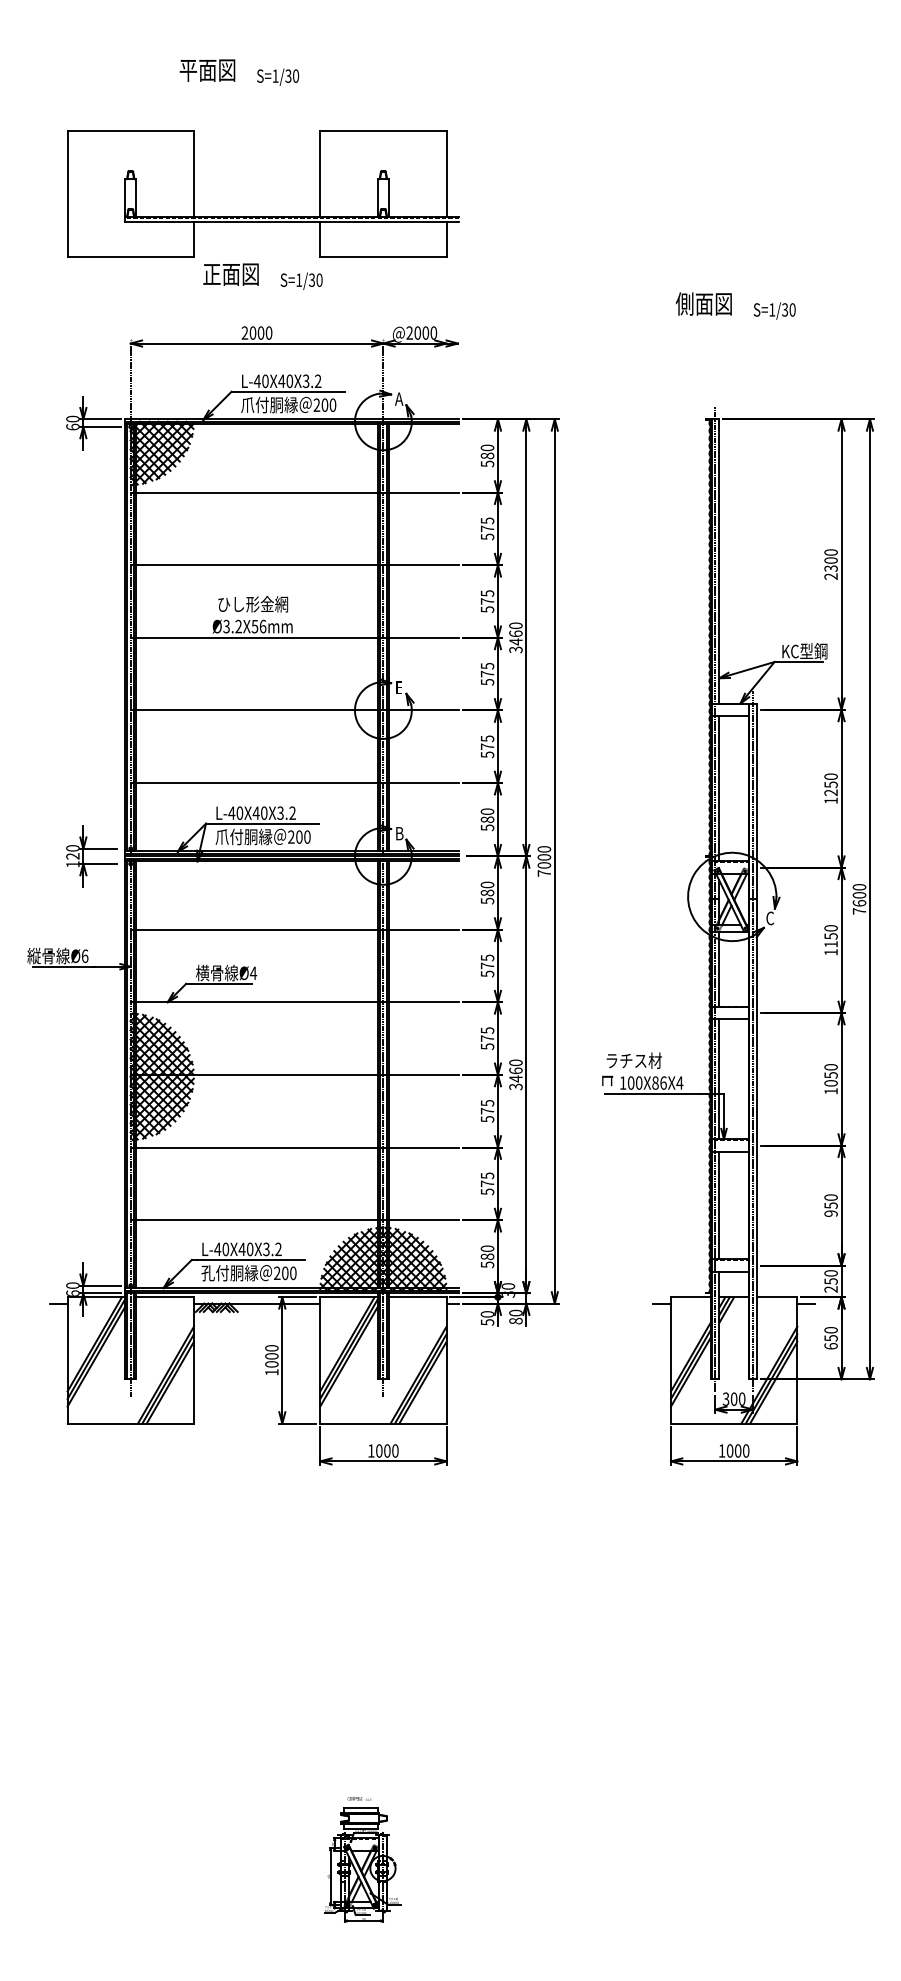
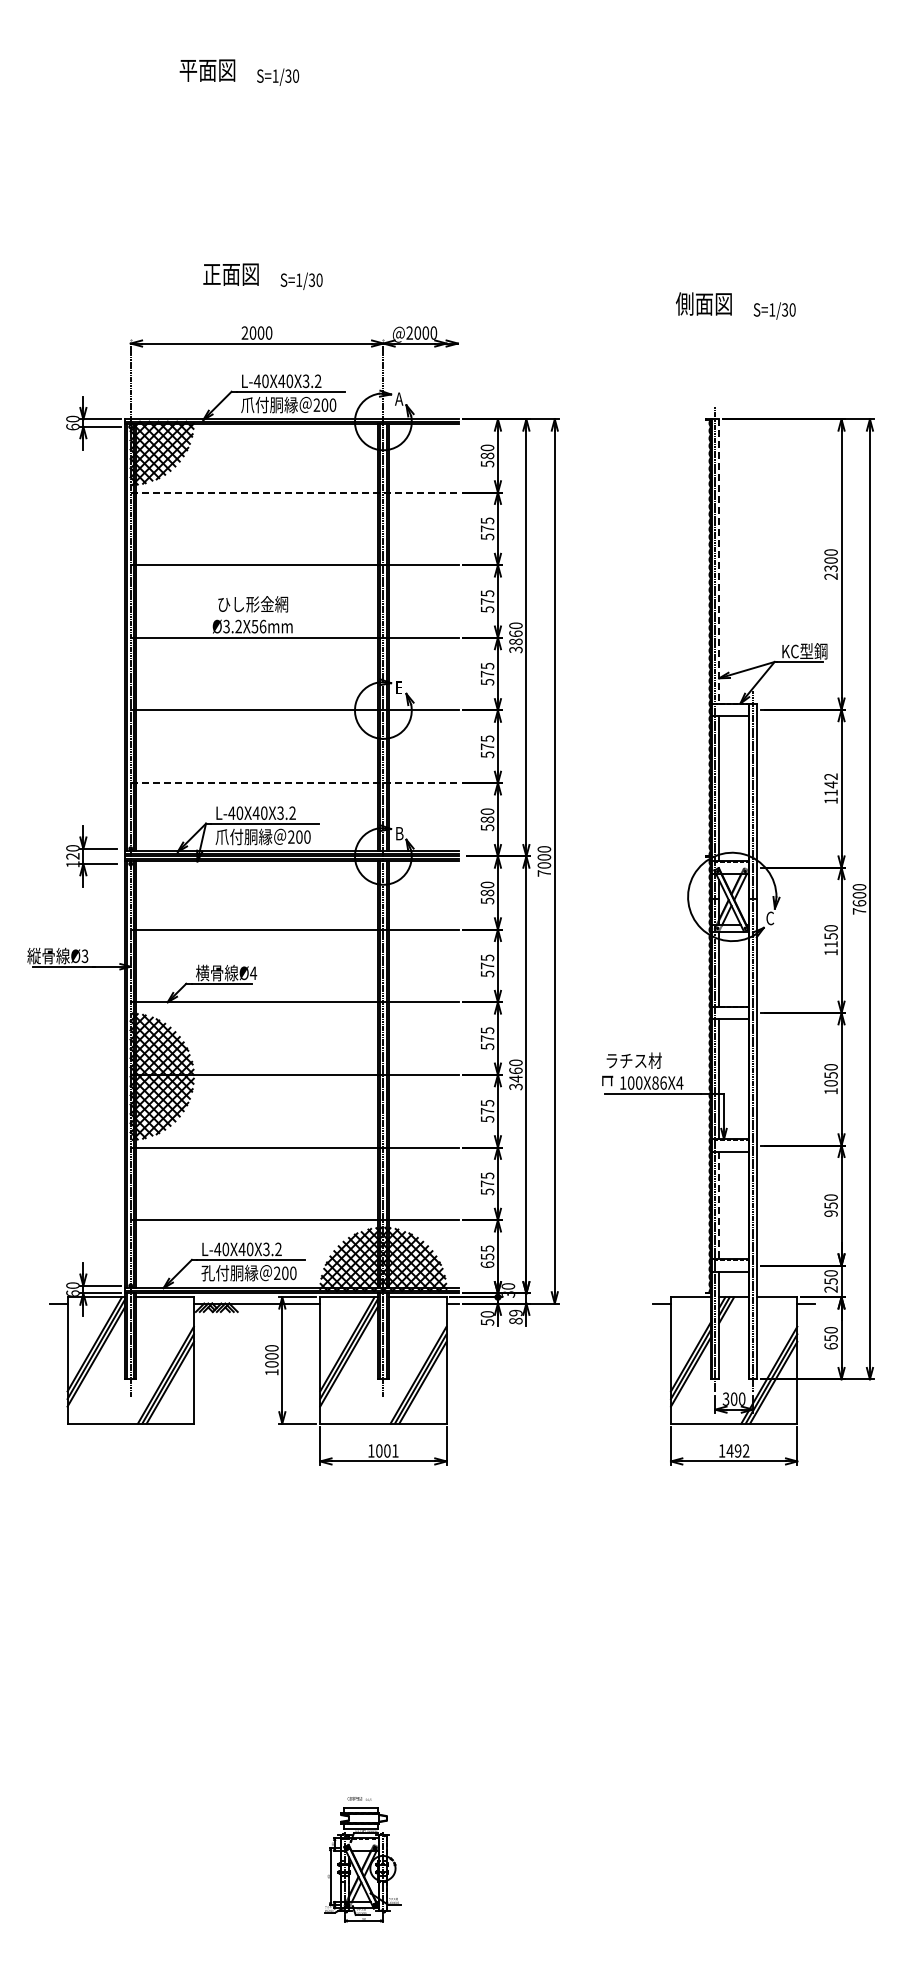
part: present -> none (263, 216)
line: solid -> dashed (295, 492)
line: solid -> dashed (719, 561)
text: 3460 -> 3860 (515, 641)
line: solid -> dashed (295, 783)
text: 1250 -> 1142 (830, 784)
text: Ø6 -> Ø3 (84, 955)
line: solid -> dashed (719, 1205)
text: 580 -> 655 (487, 1256)
text: 80 -> 89 (515, 1312)
text: 1000 -> 1001 (395, 1450)
text: 1000 -> 1492 (737, 1450)
